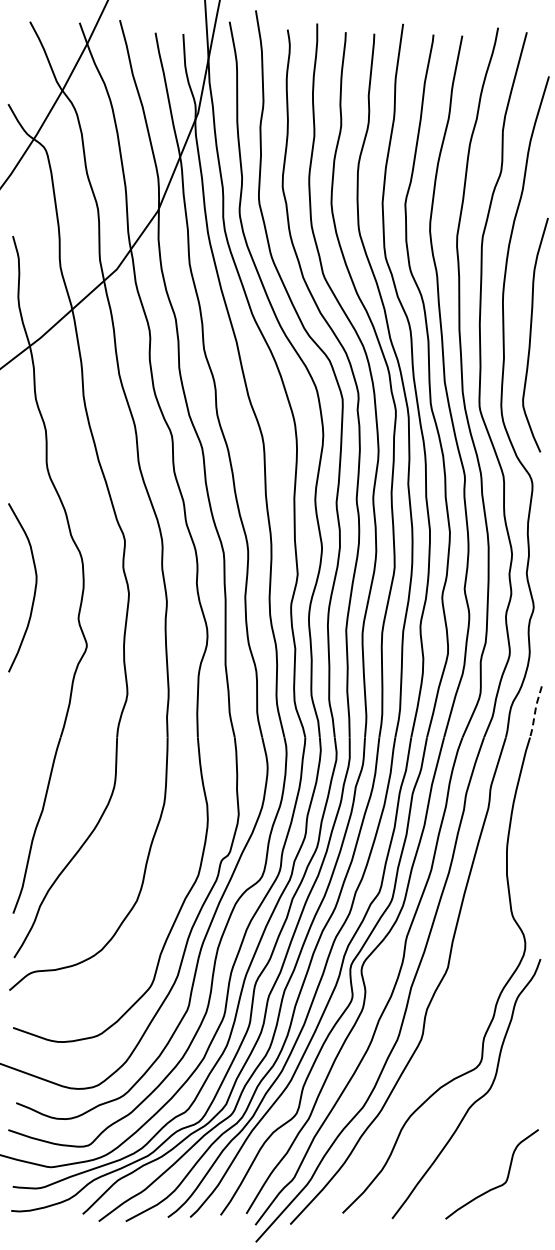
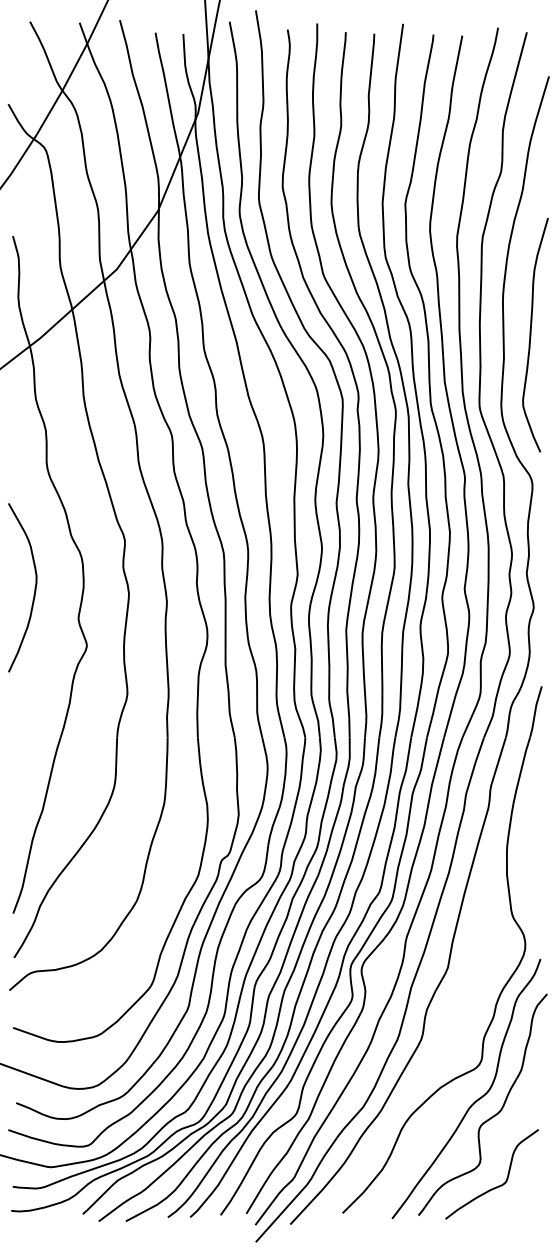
line: dashed -> solid (535, 711)
curve: none -> present (491, 1116)
